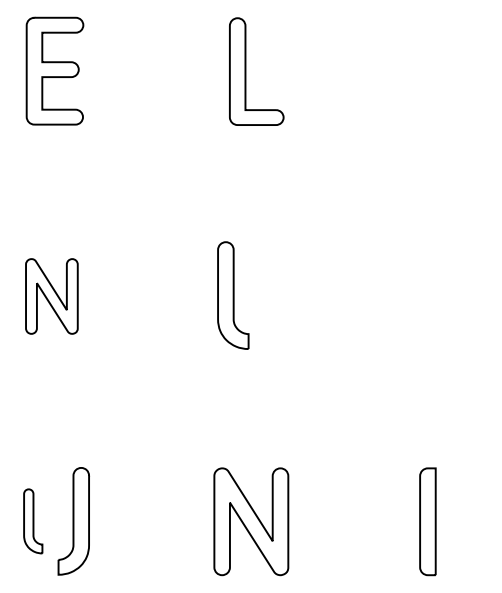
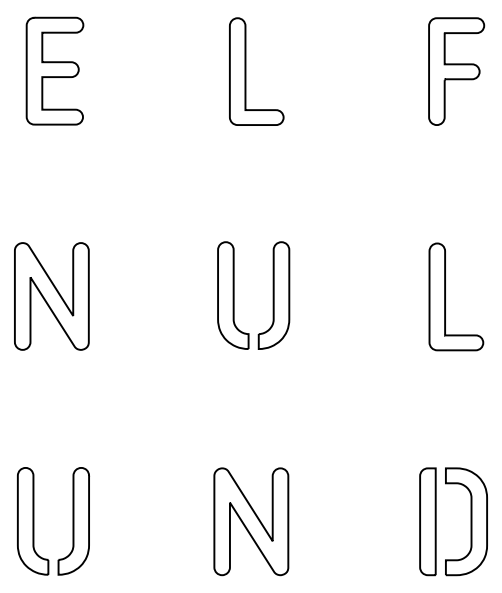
part: none -> present (456, 71)
part: none -> present (273, 295)
part size: 54x77 px -> 76x109 px (51, 296)
part: none -> present (445, 296)
part size: 21x67 px -> 33x109 px (33, 521)
part: none -> present (466, 521)
